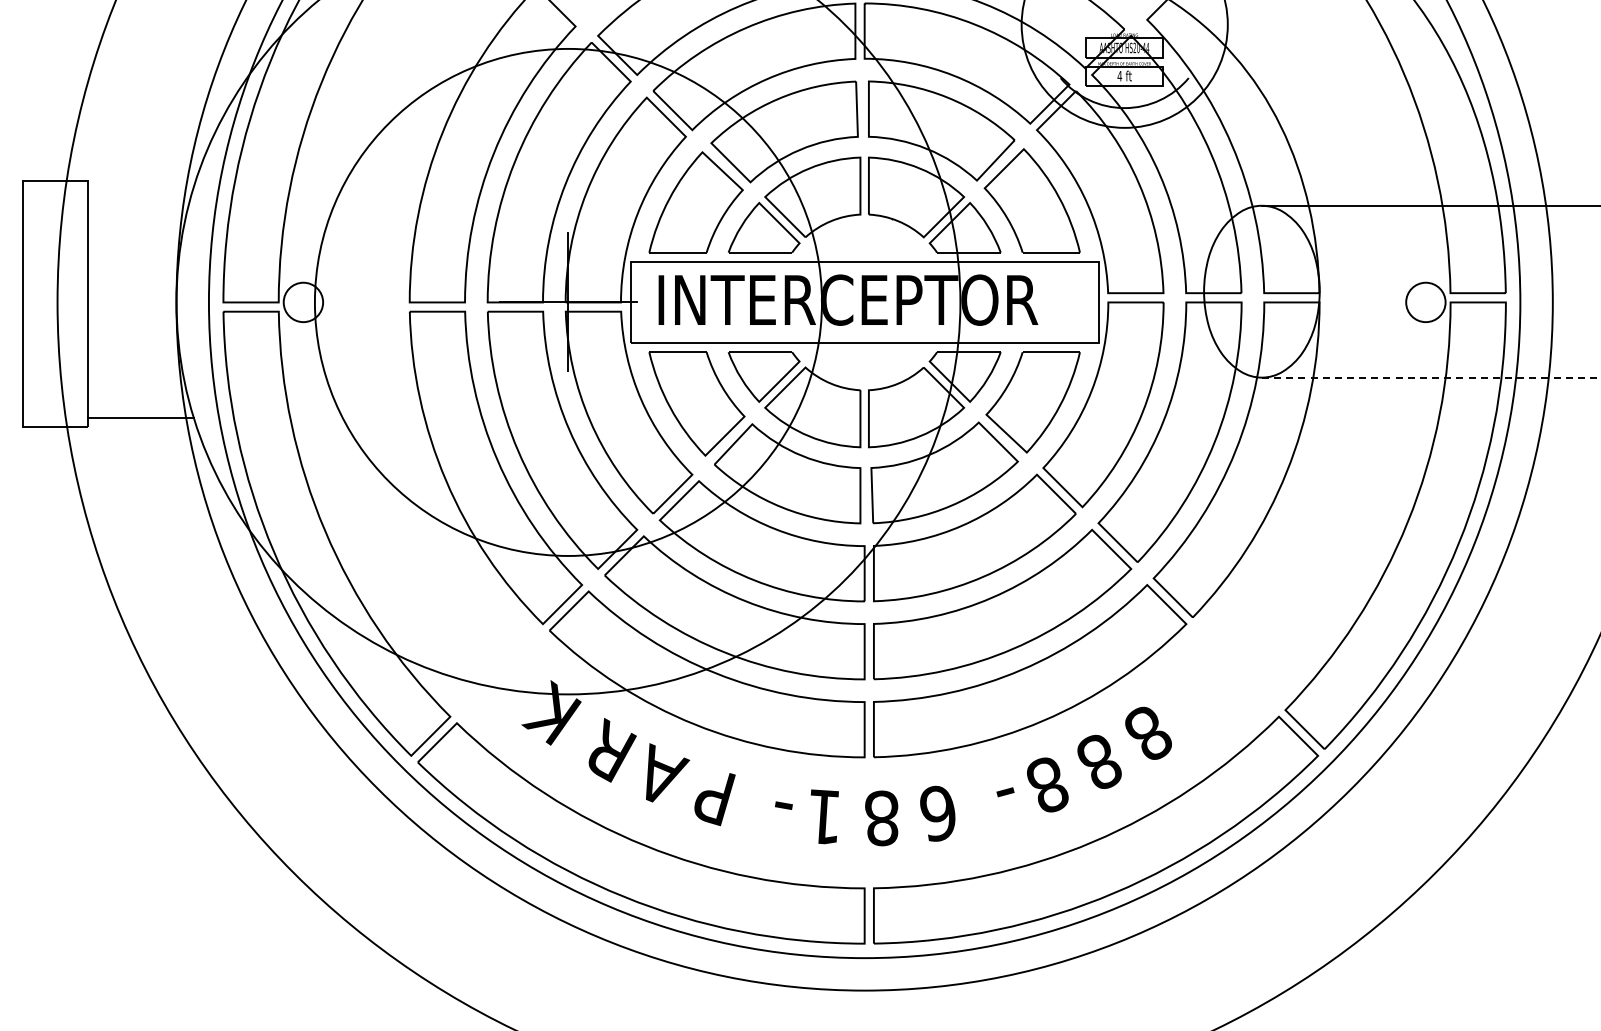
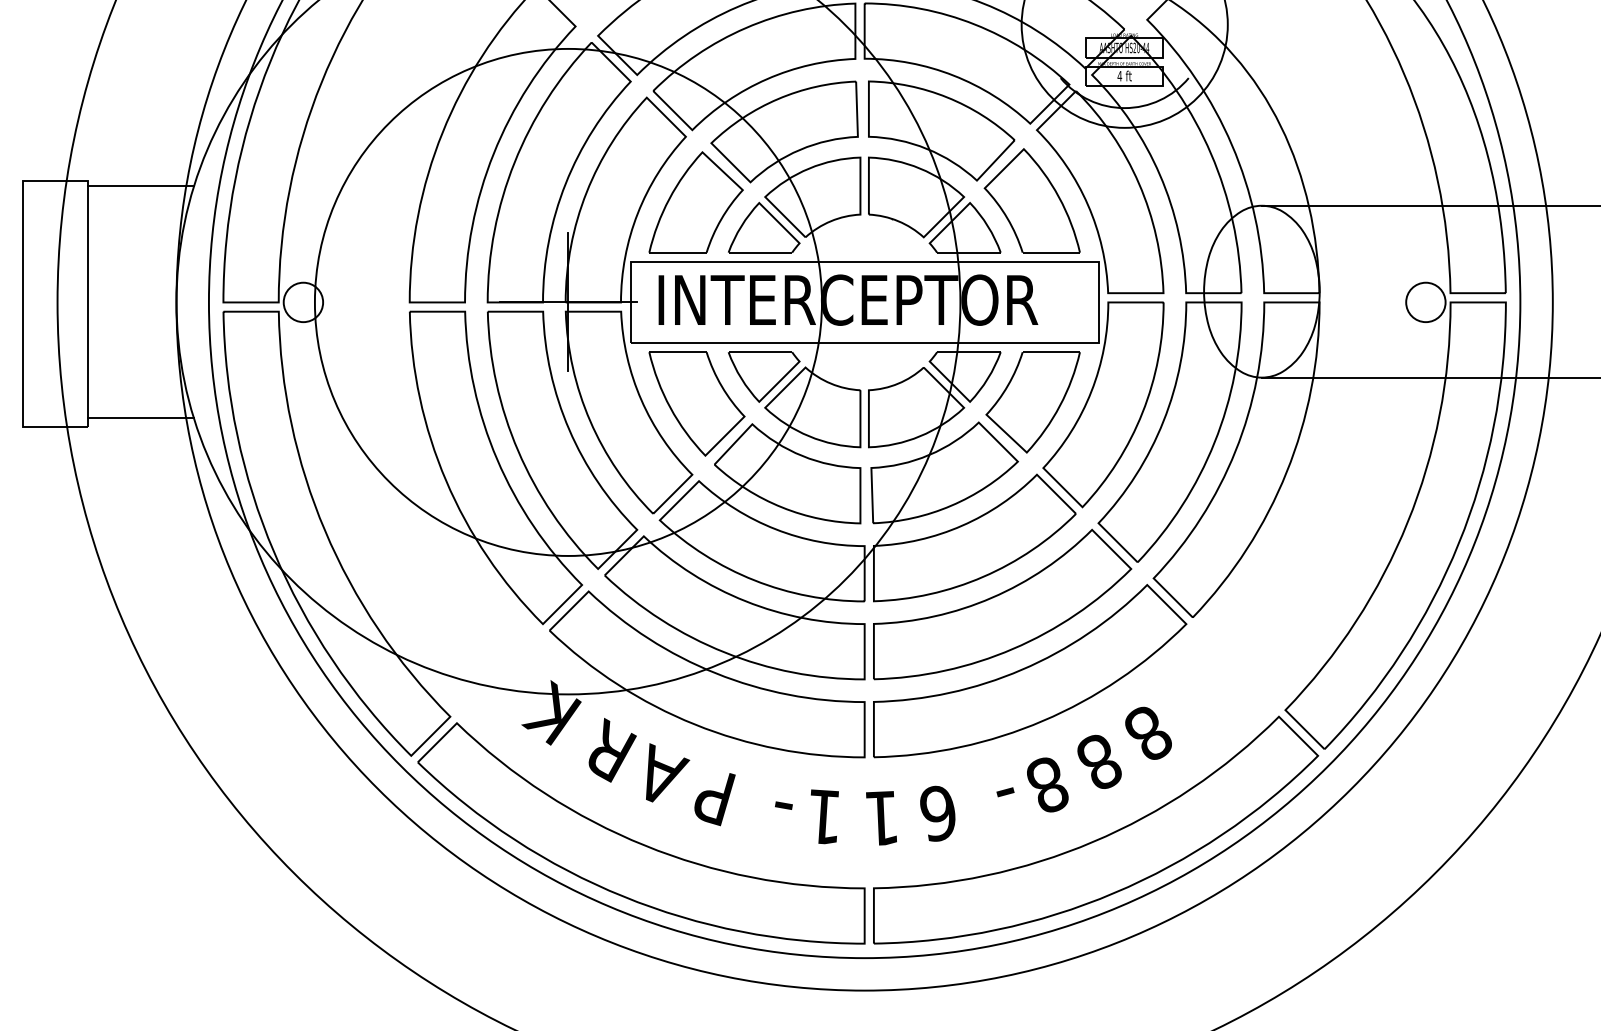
line: none -> present (141, 186)
line: dashed -> solid (1431, 377)
text: 8 -> 1 (881, 818)
